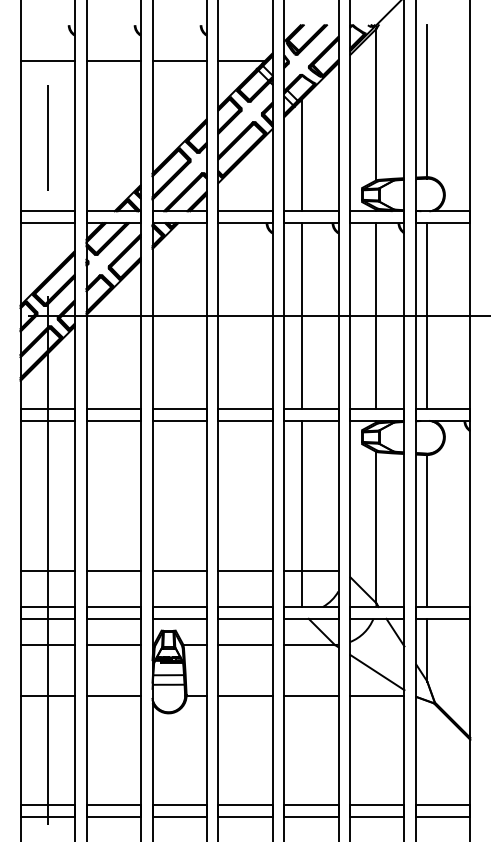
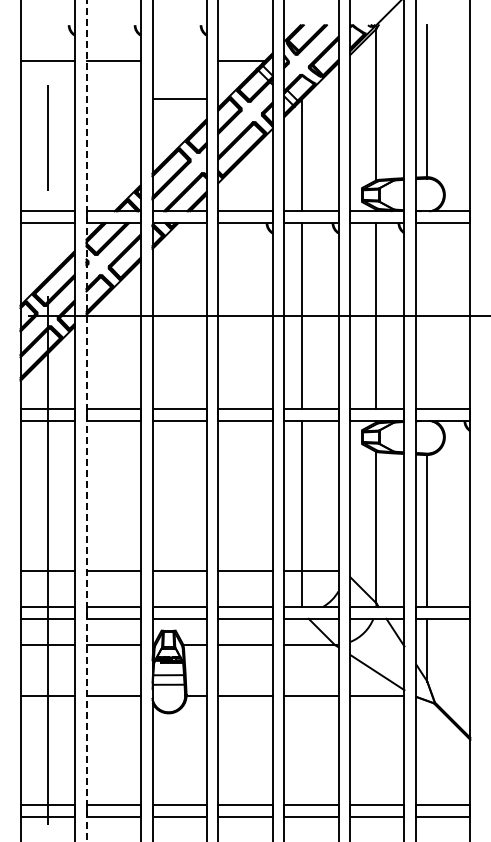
line position: (179, 61) -> (179, 99) (179, 99)
line: present -> none (427, 316)
line: solid -> dashed (86, 421)
